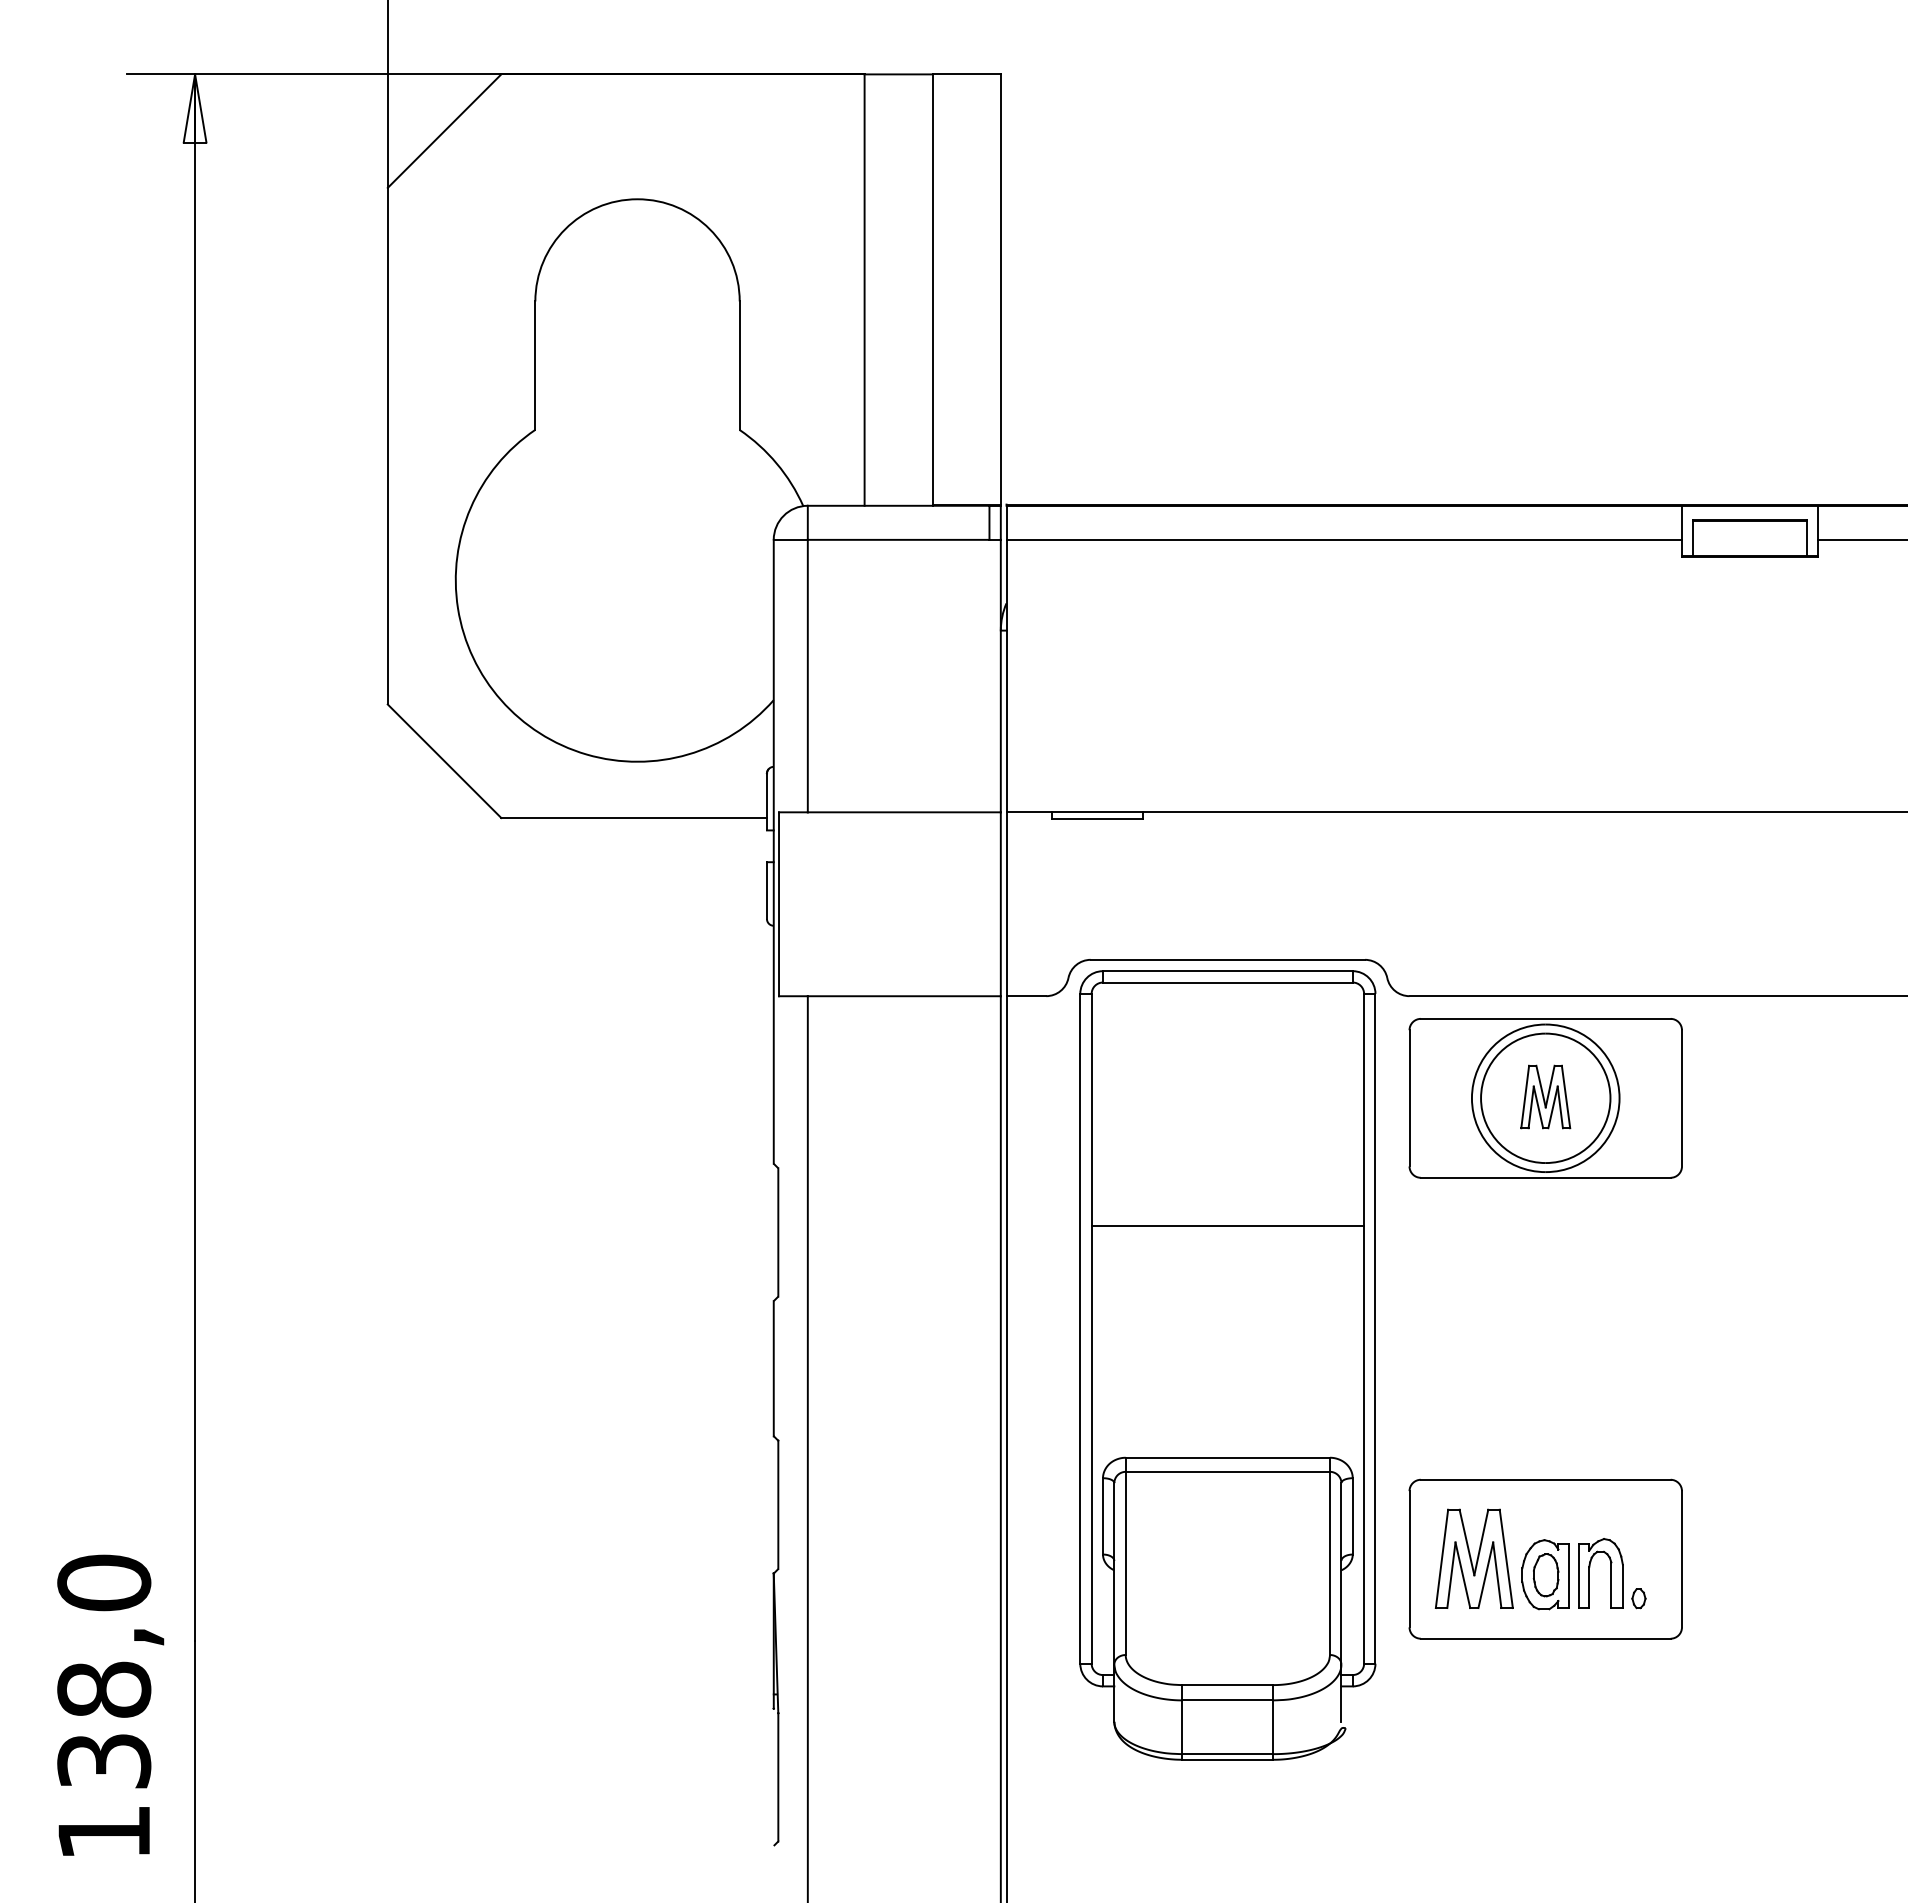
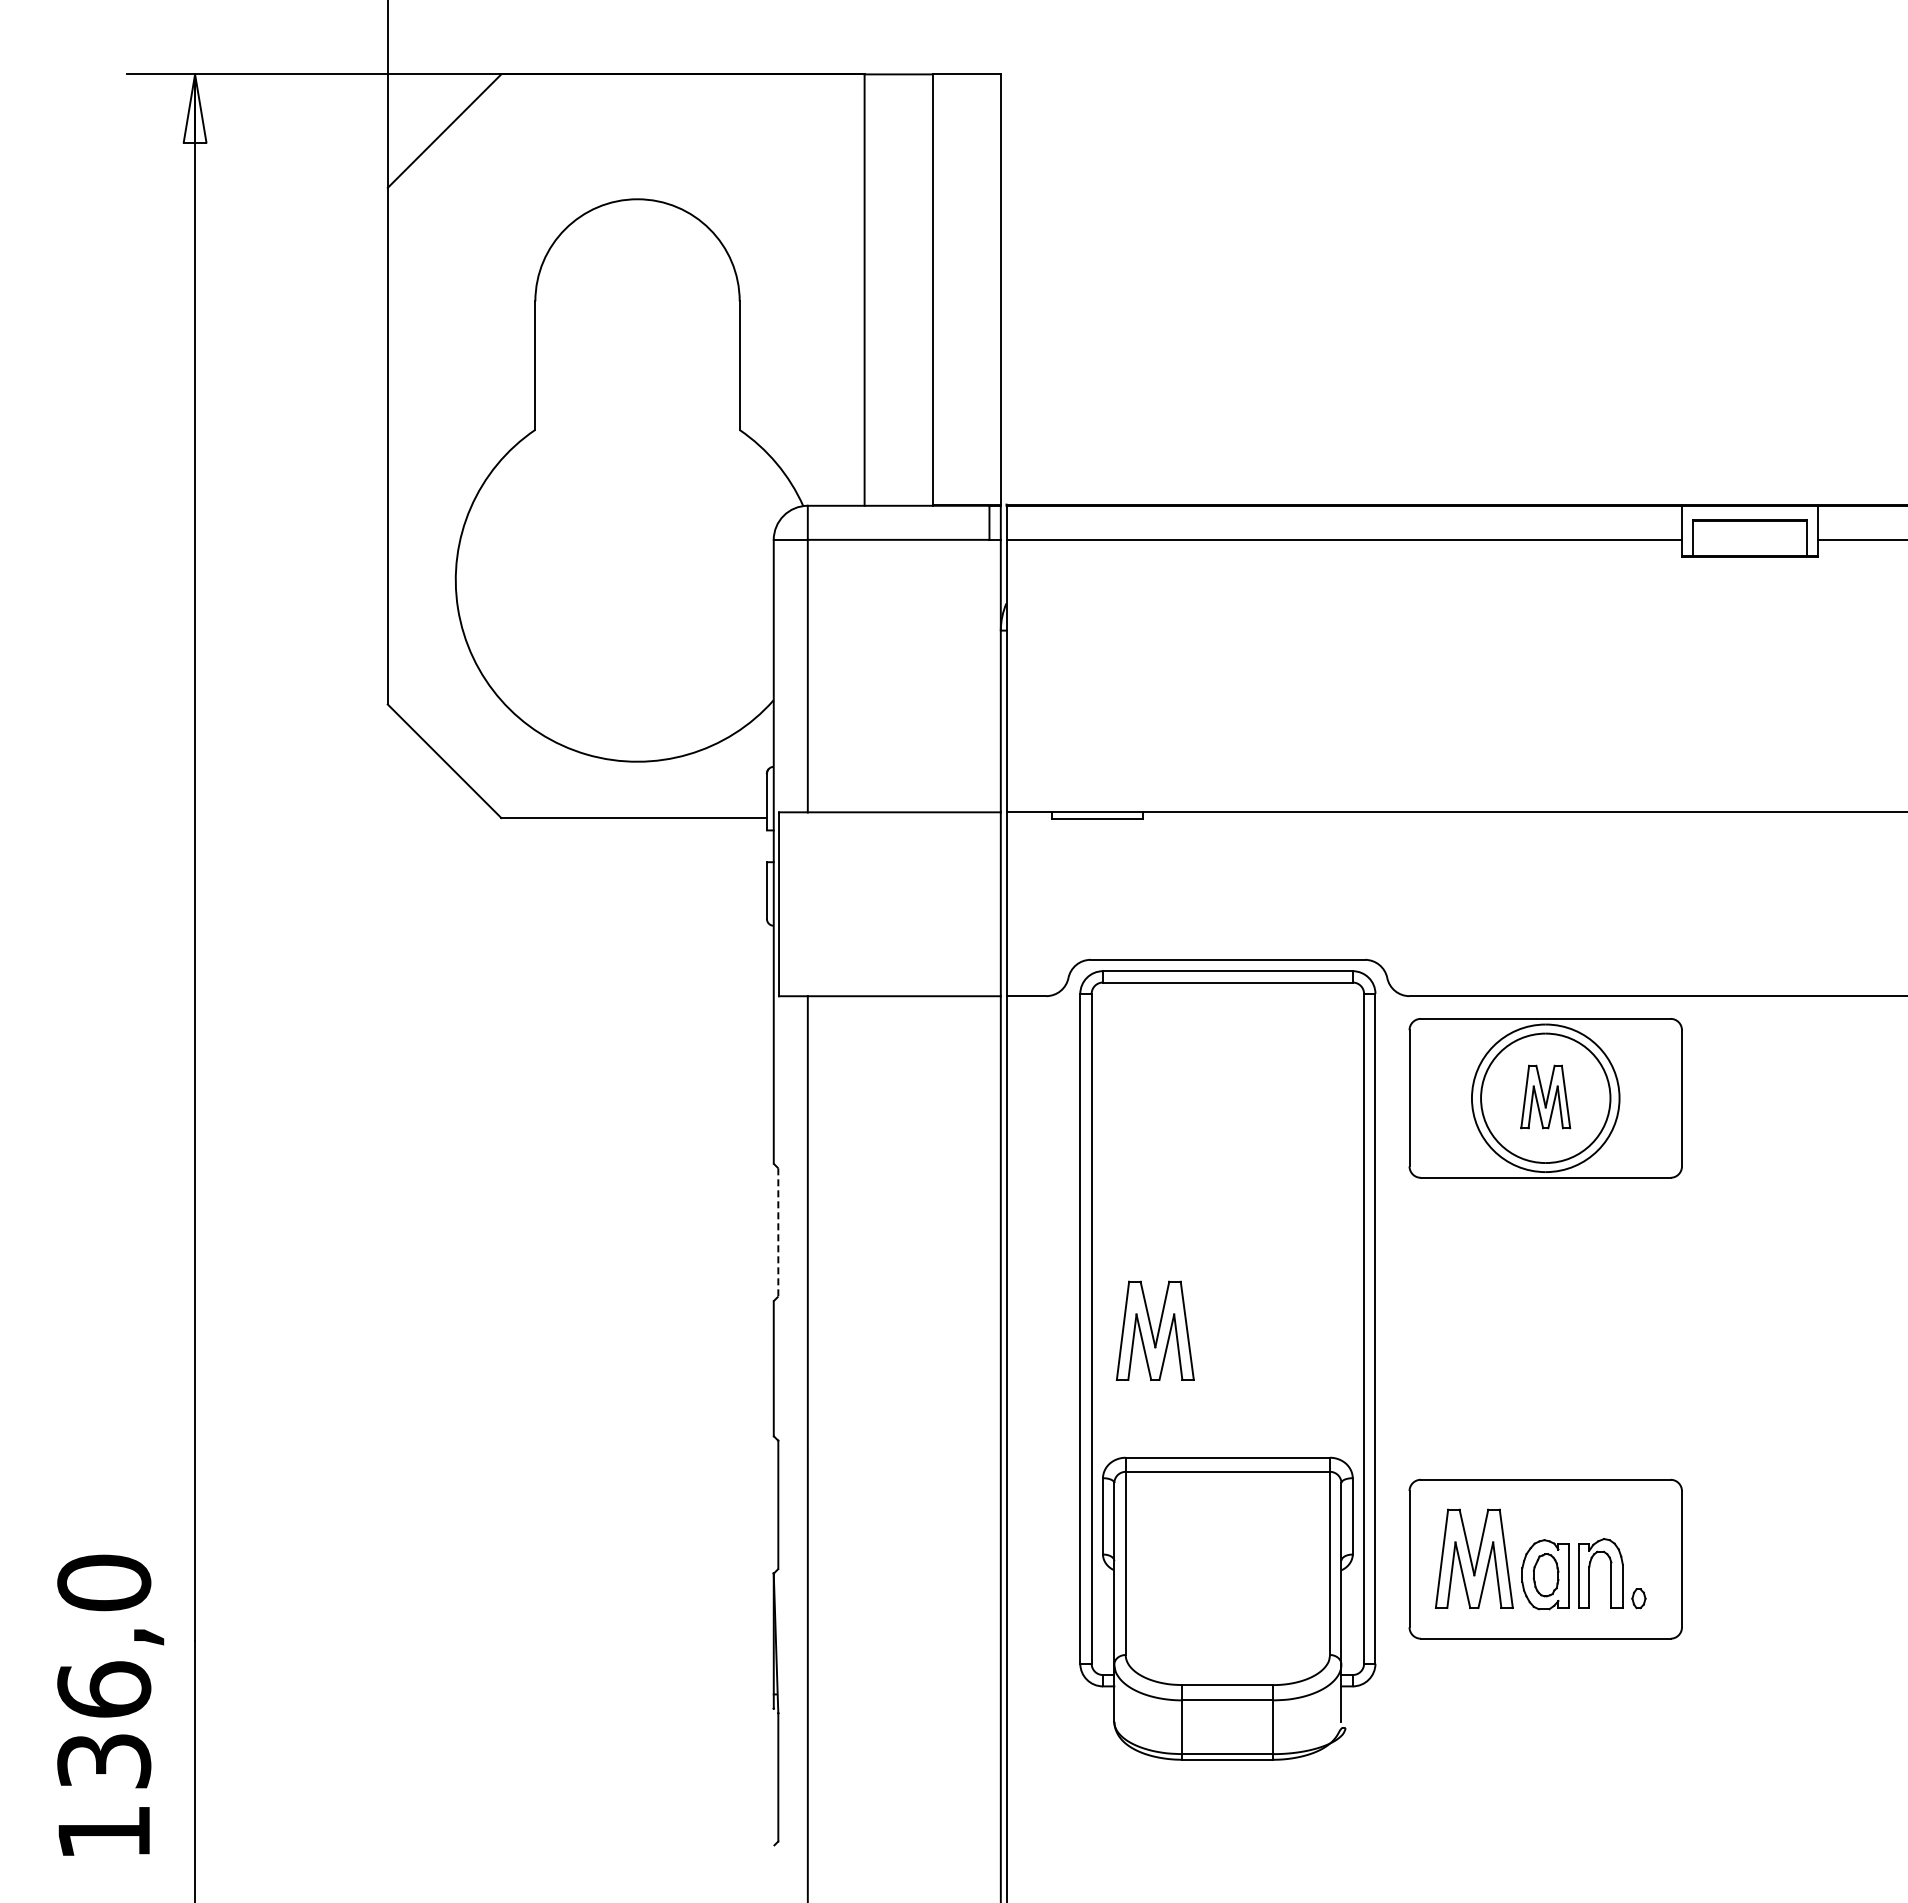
line: present -> none (1227, 1225)
line: solid -> dashed (778, 1232)
part: none -> present (1154, 1330)
text: 138,0 -> 136,0 (104, 1689)
